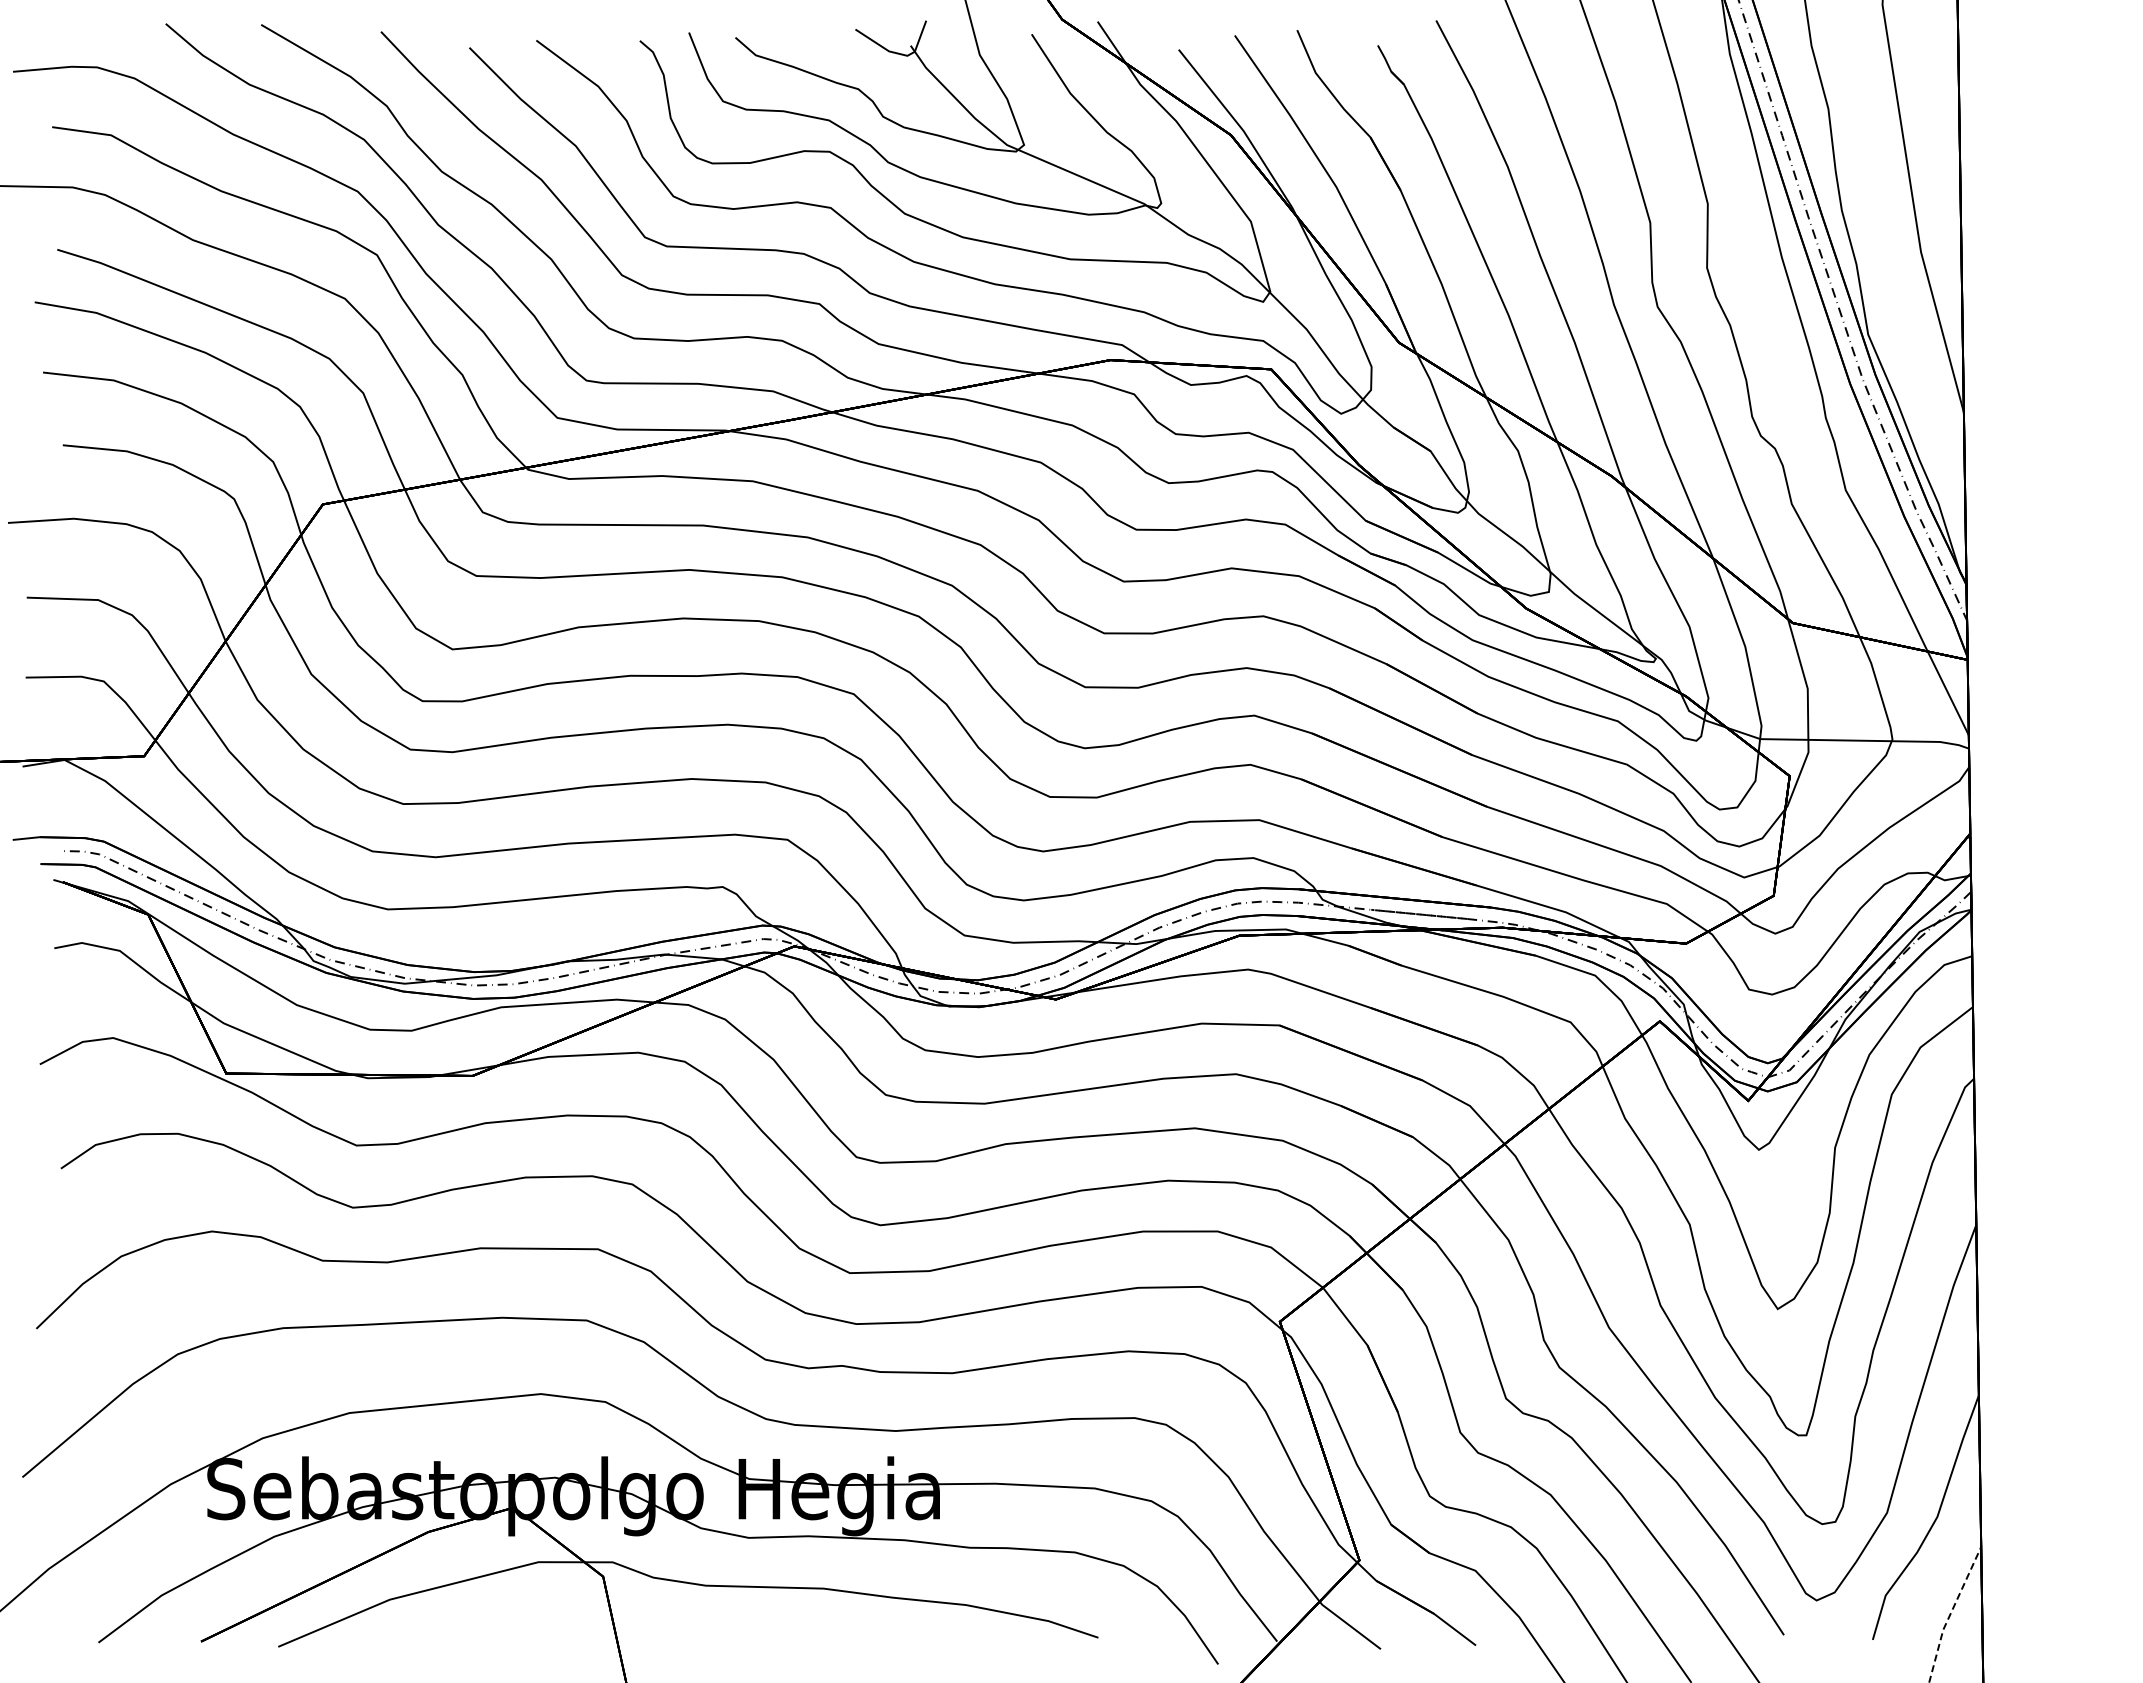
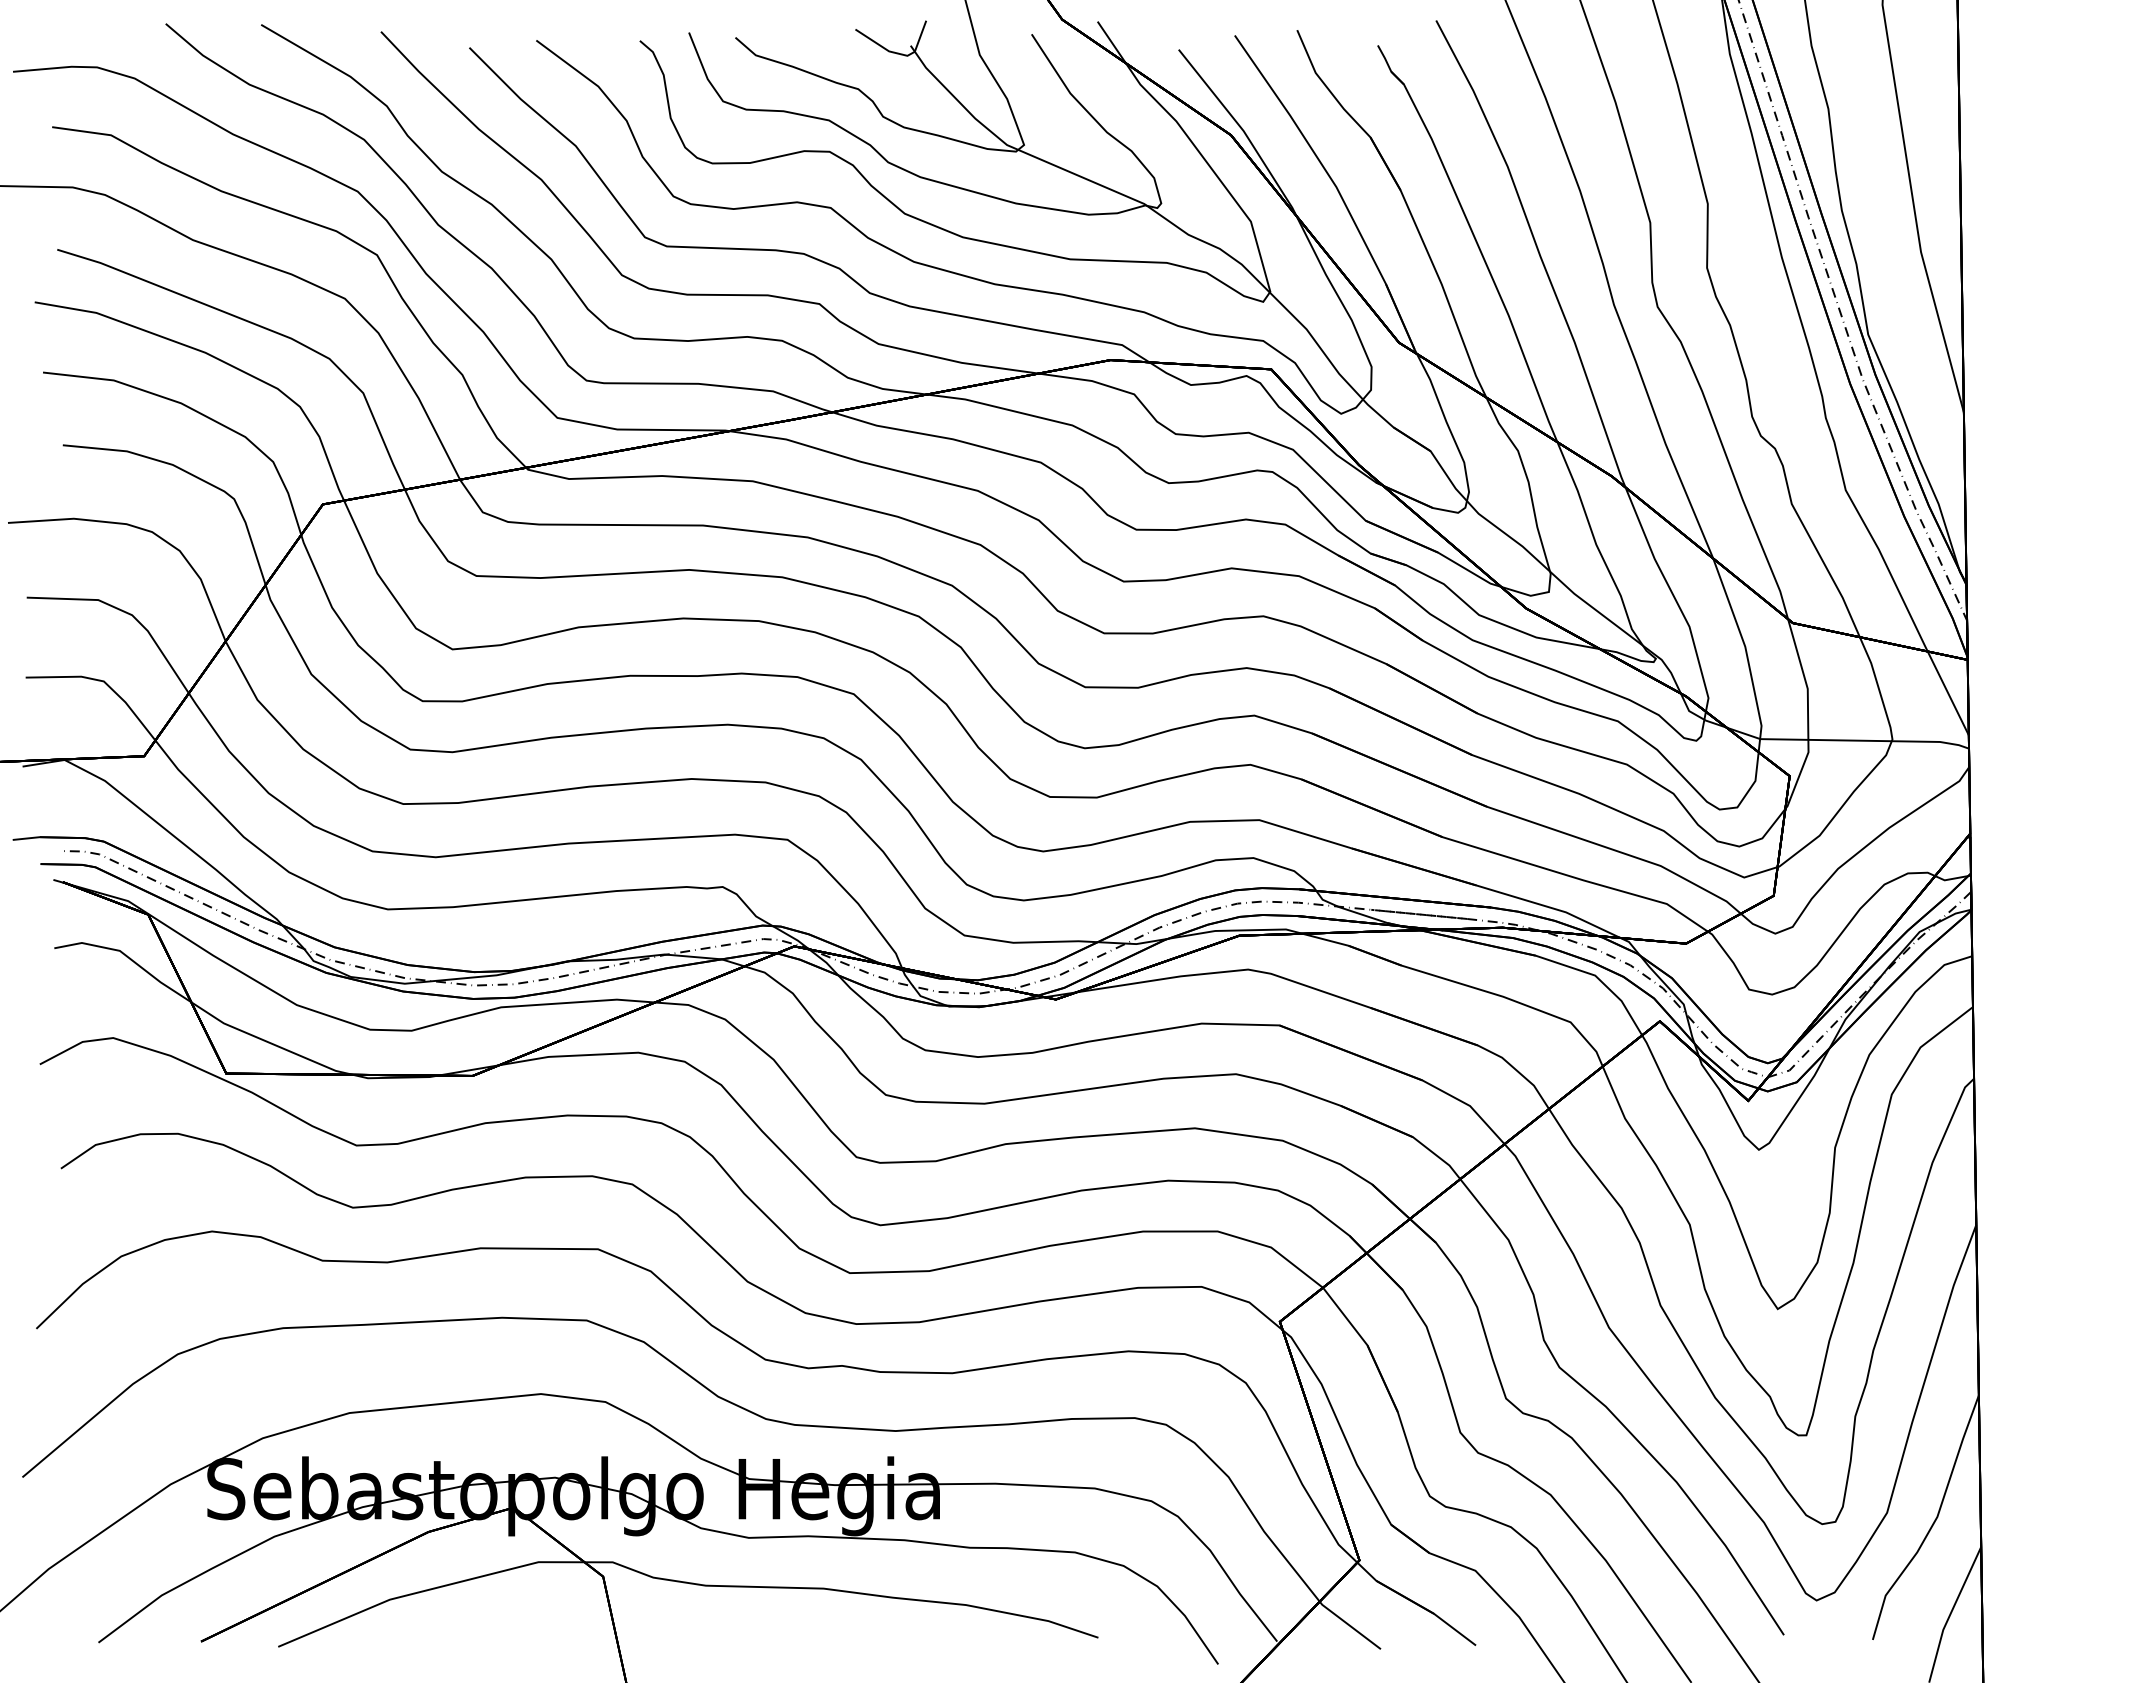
line: dashed -> solid (1950, 1613)
